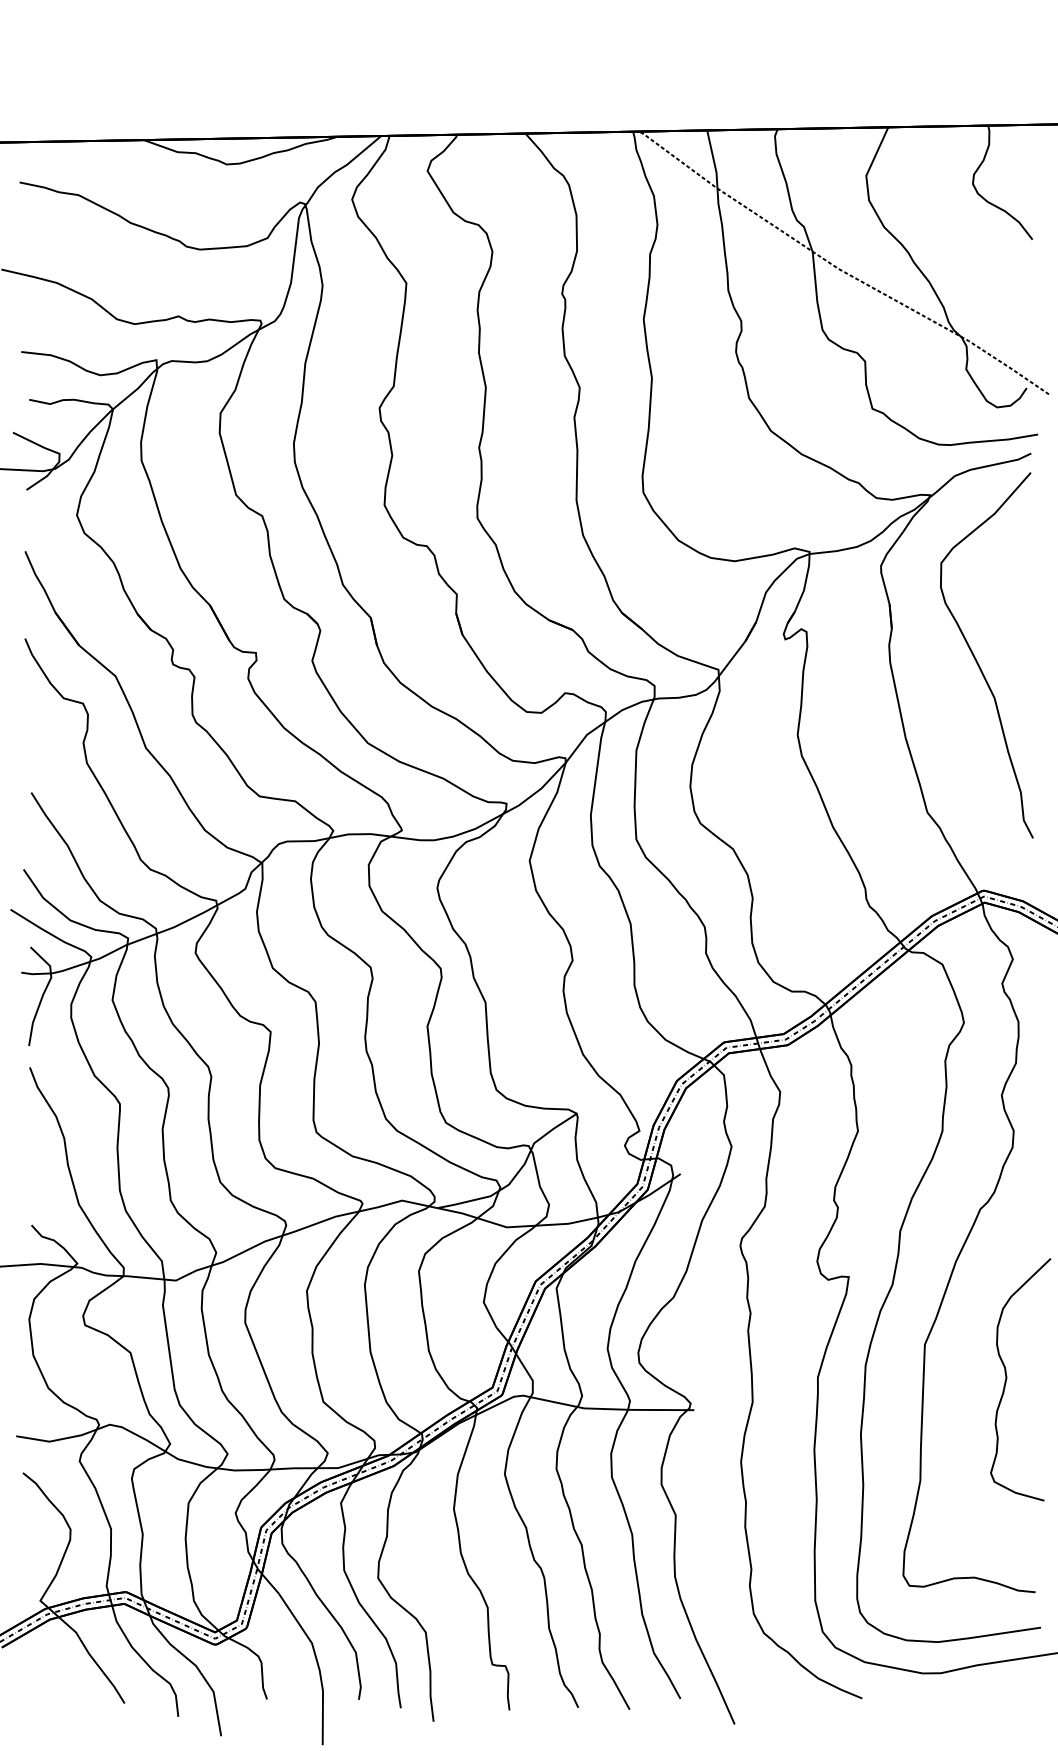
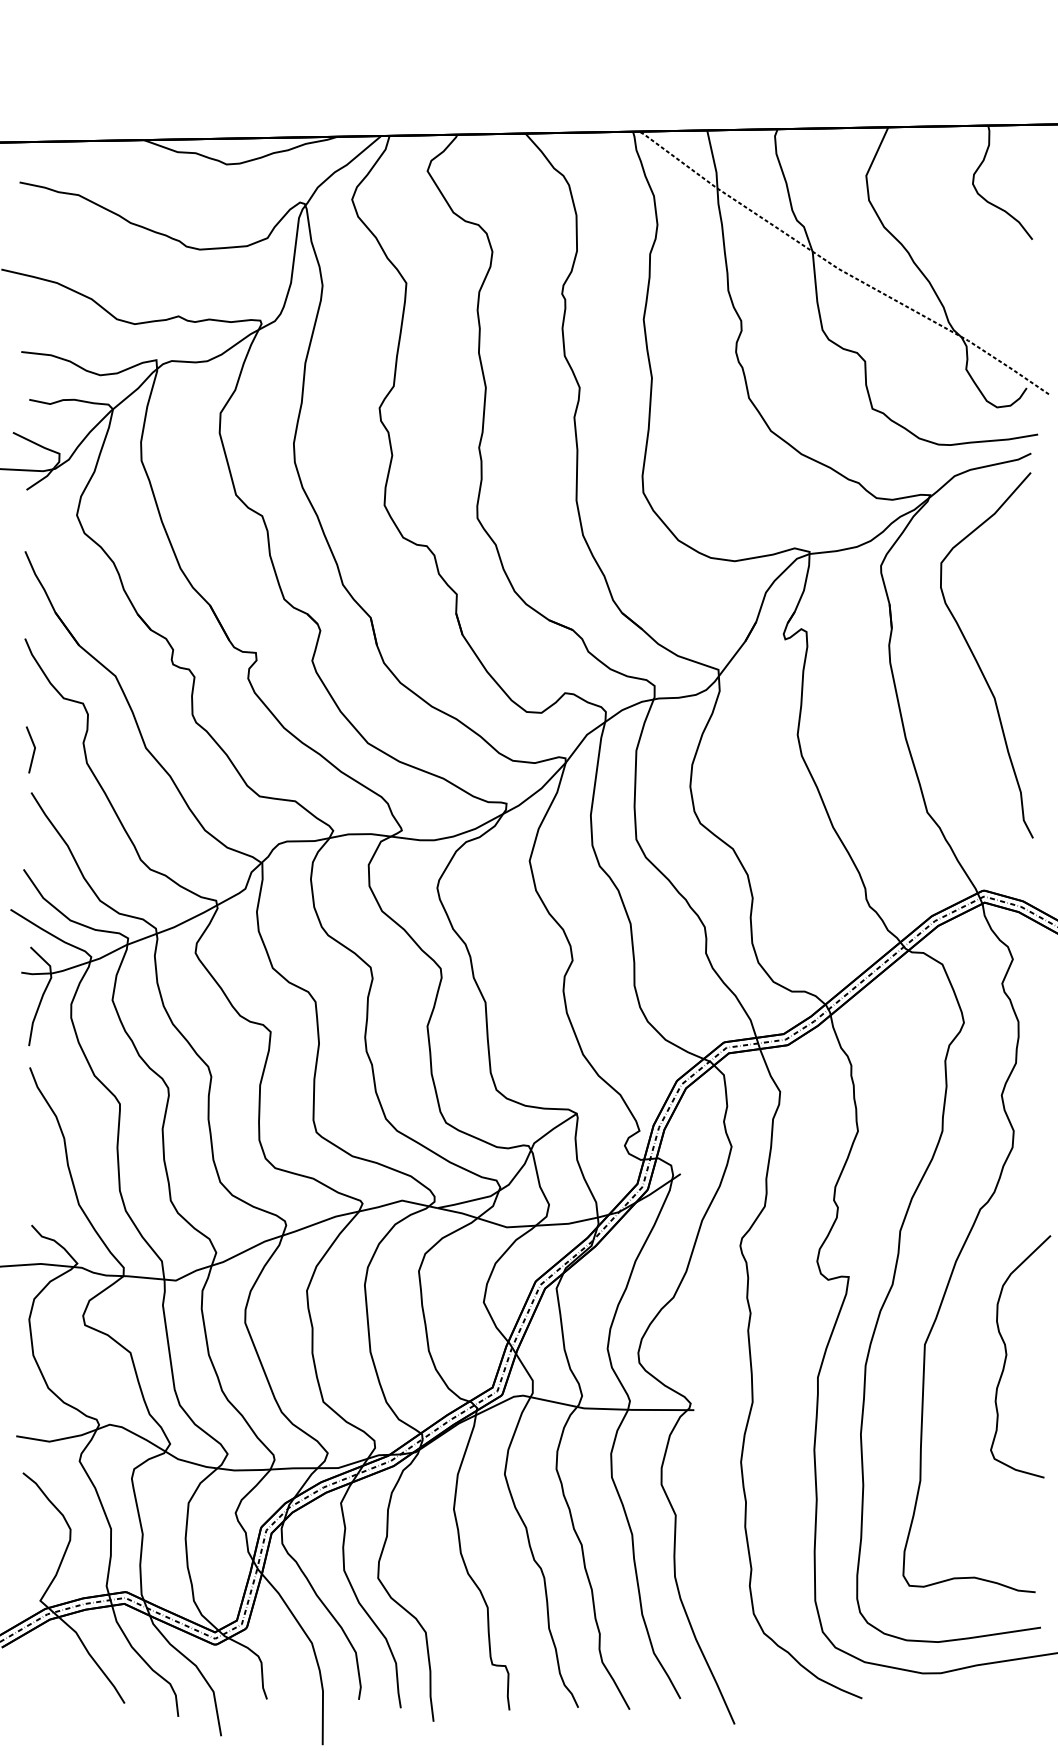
line: none -> present (33, 749)
curve position: (1007, 1378) -> (1007, 1355) (1007, 1355)
